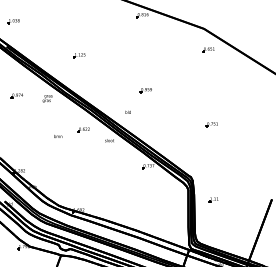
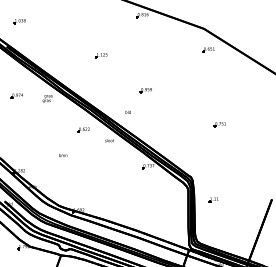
part position: (13, 21) -> (19, 21) (19, 21)
part position: (79, 55) -> (101, 55) (101, 55)
part position: (211, 124) -> (219, 124) (219, 124)
text position: (58, 136) -> (63, 155) (63, 155)
